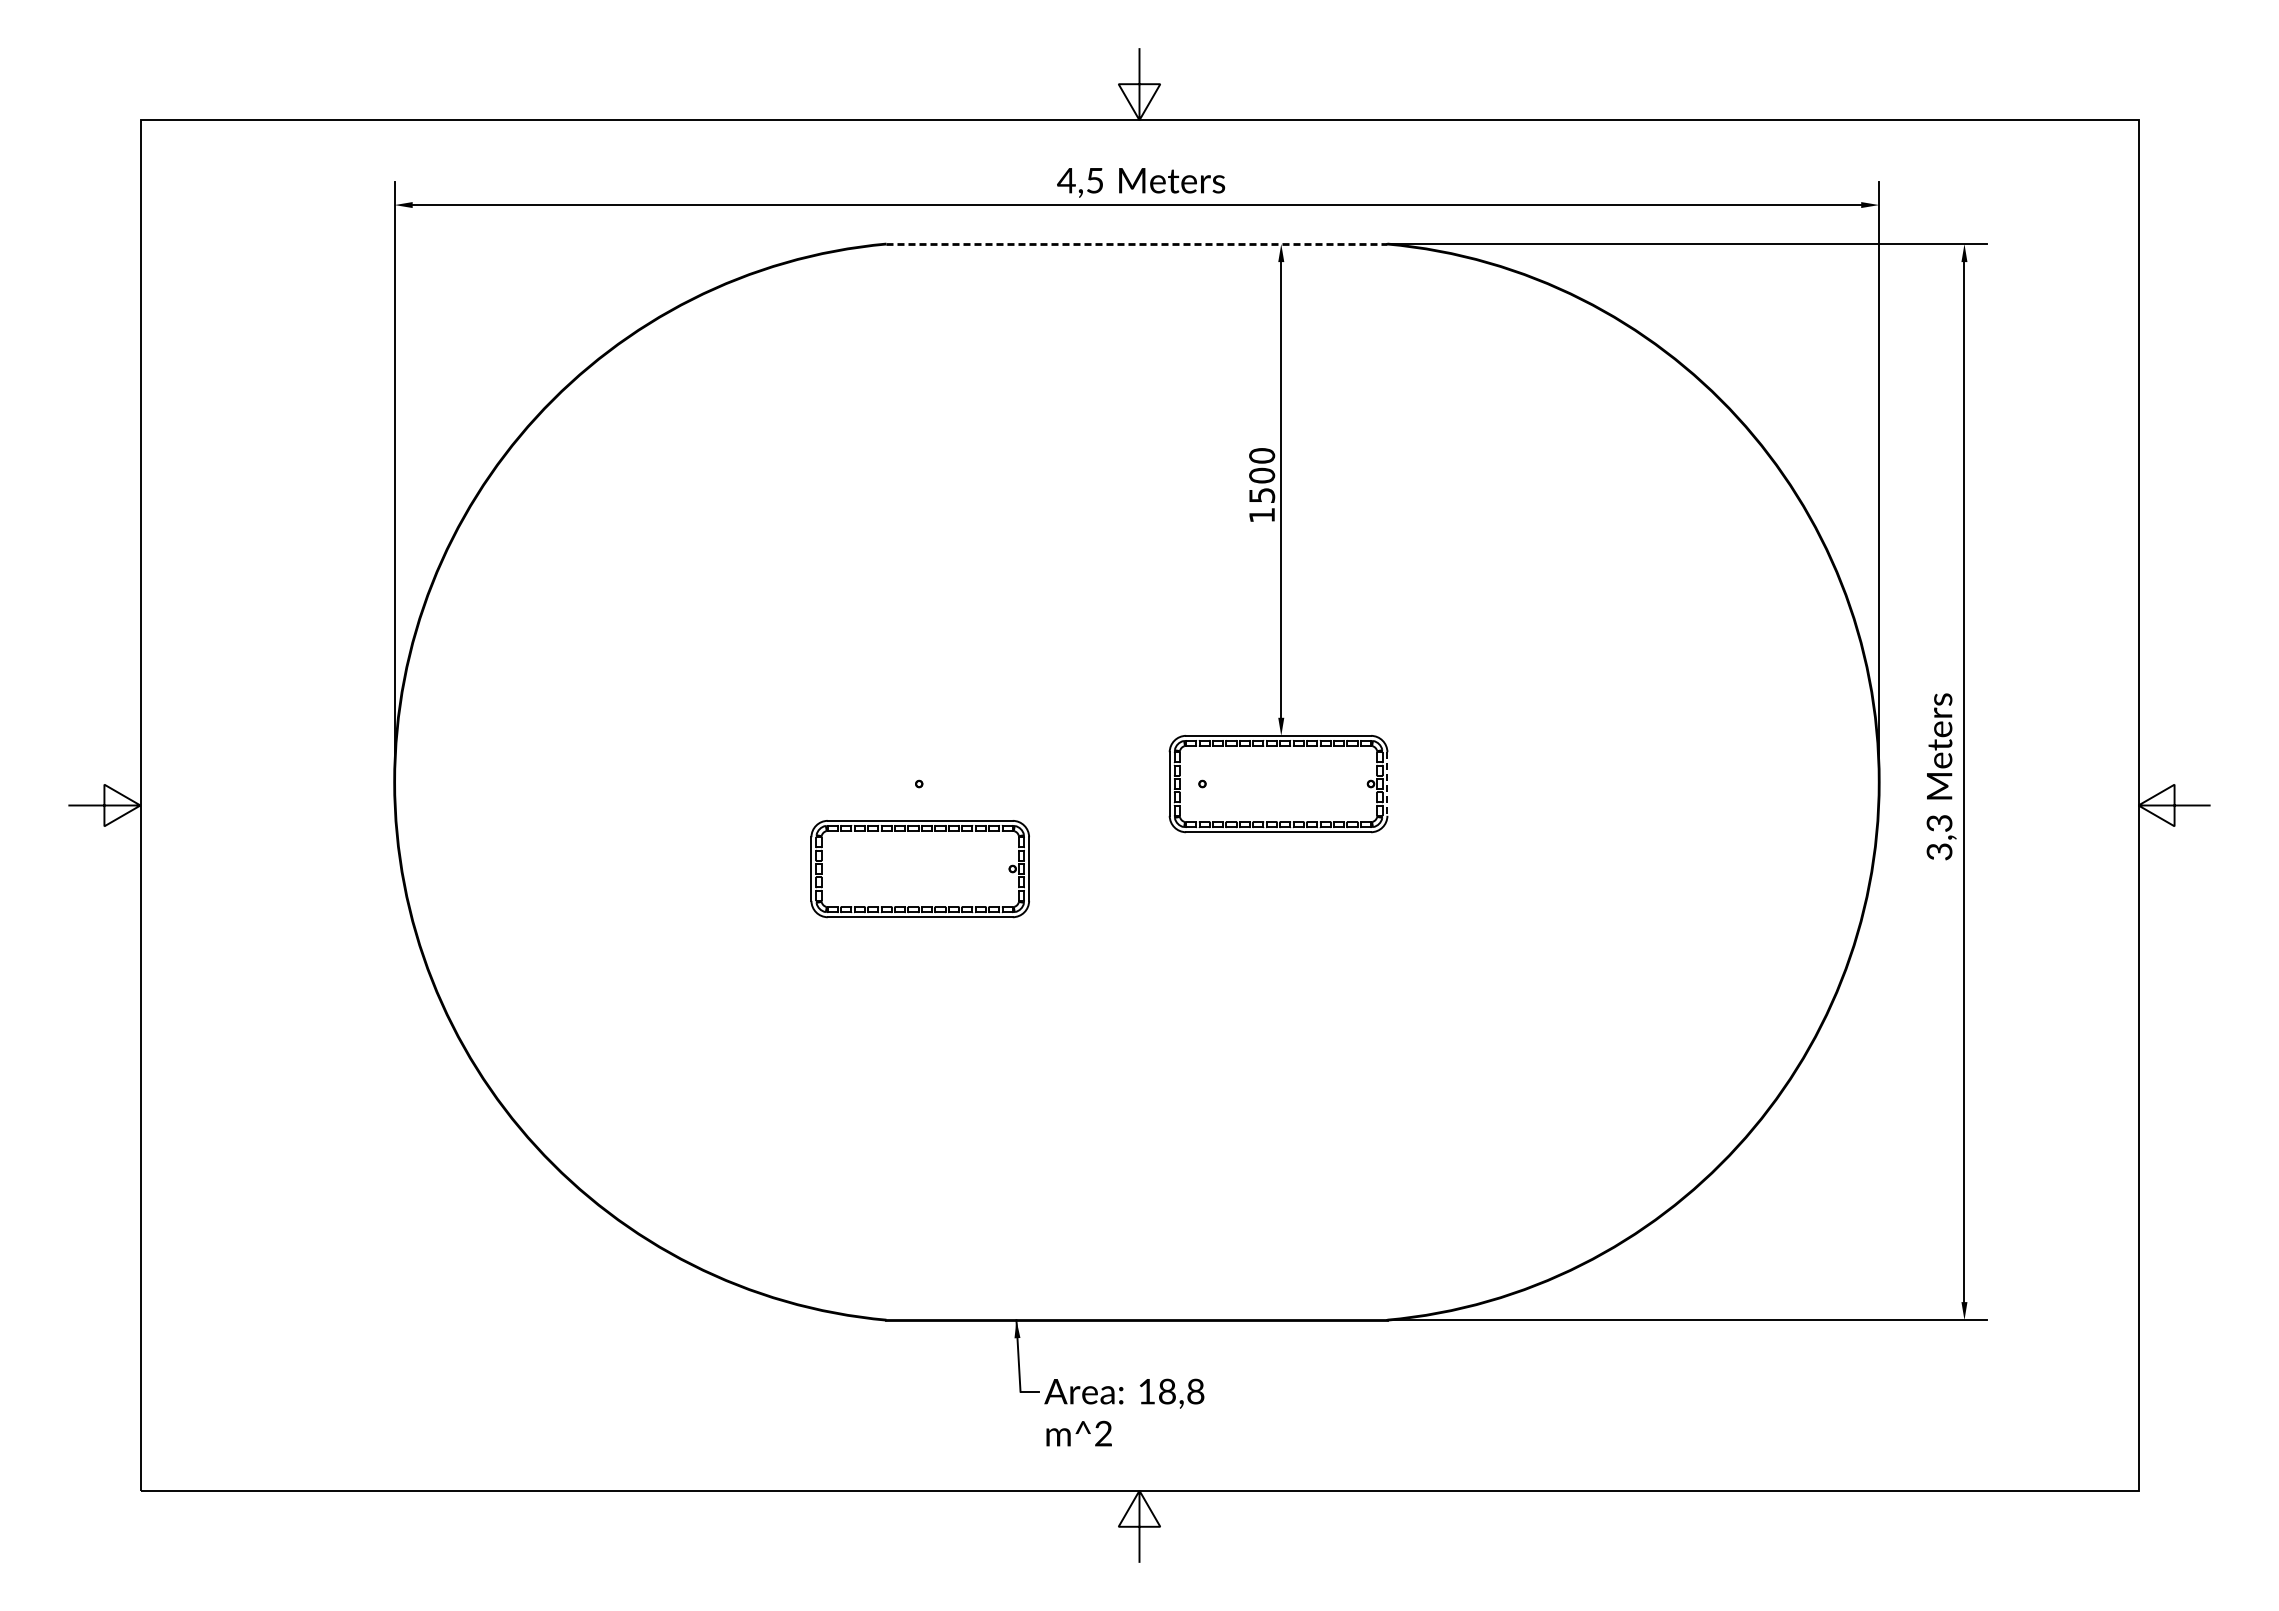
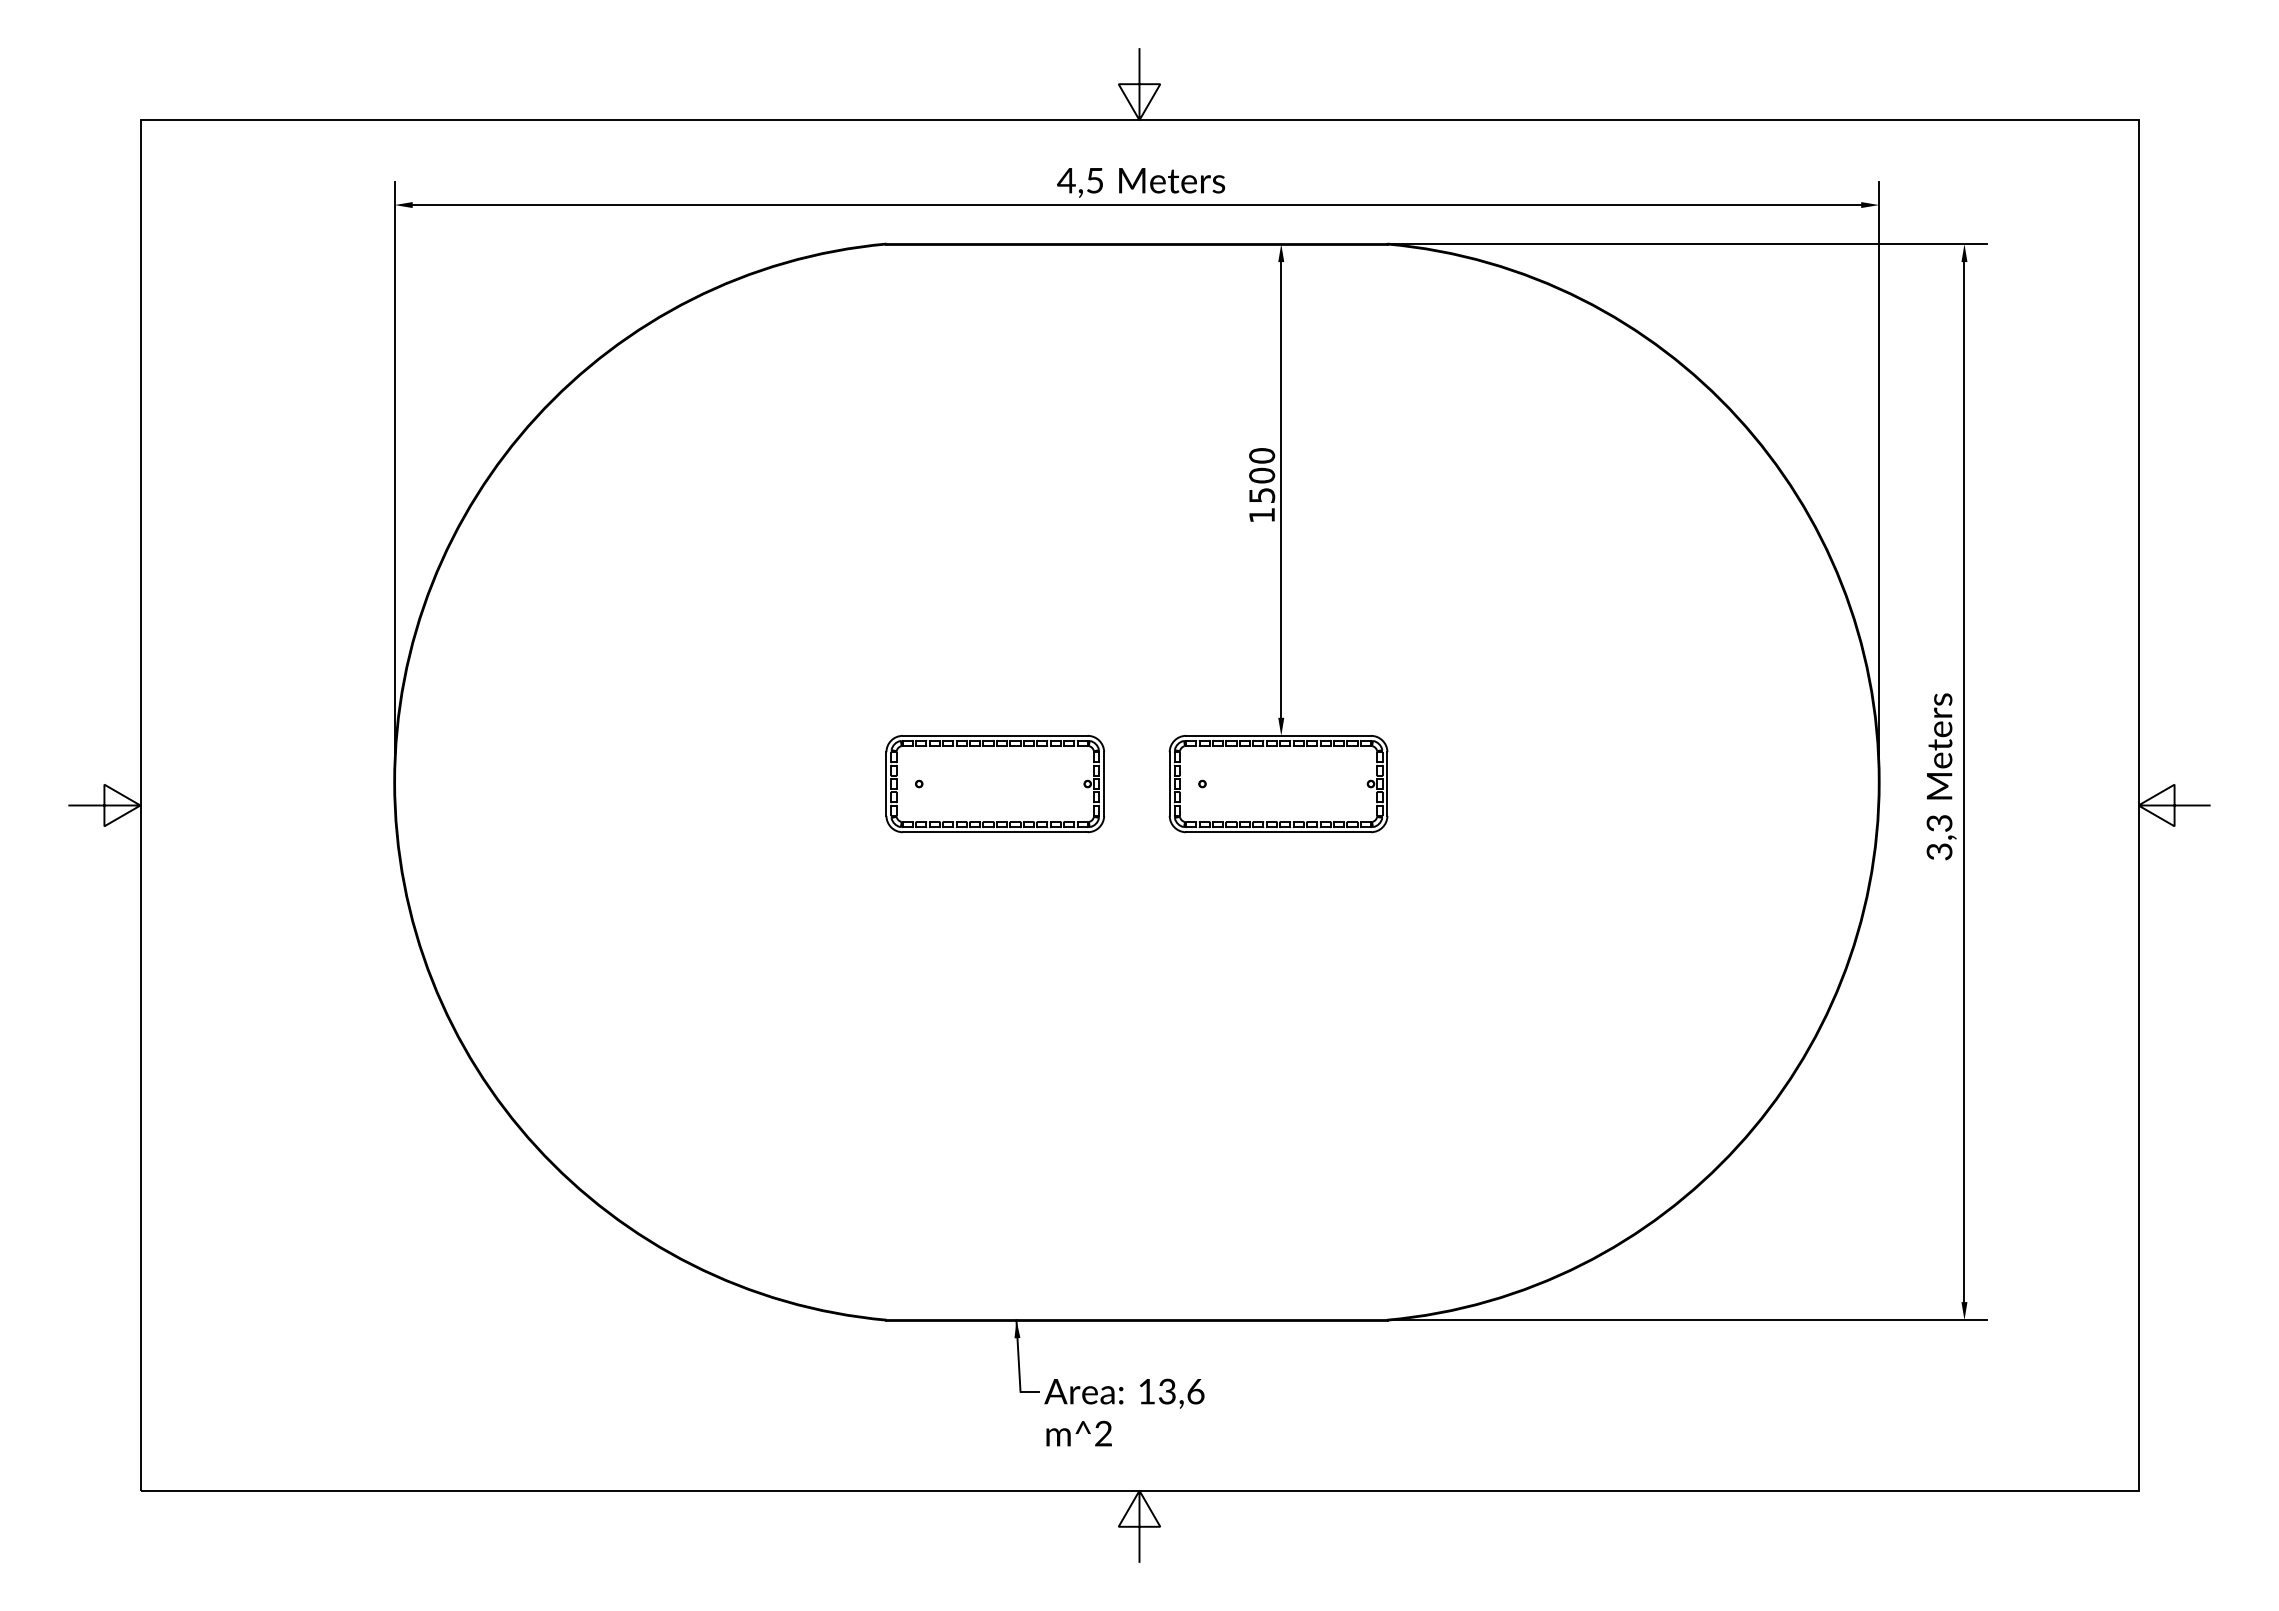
line: dashed -> solid (1137, 244)
line: dashed -> solid (1387, 784)
part position: (919, 869) -> (994, 784) (994, 784)
text: 18,8 -> 13,6 (1181, 1390)
